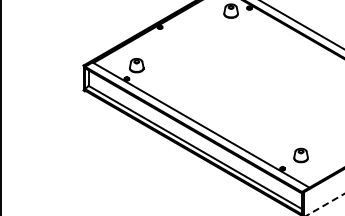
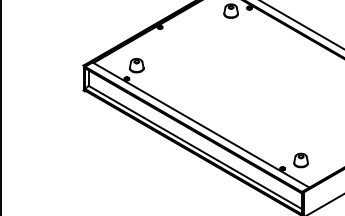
part position: (300, 155) -> (300, 160) (300, 160)
line: dashed -> solid (325, 204)
